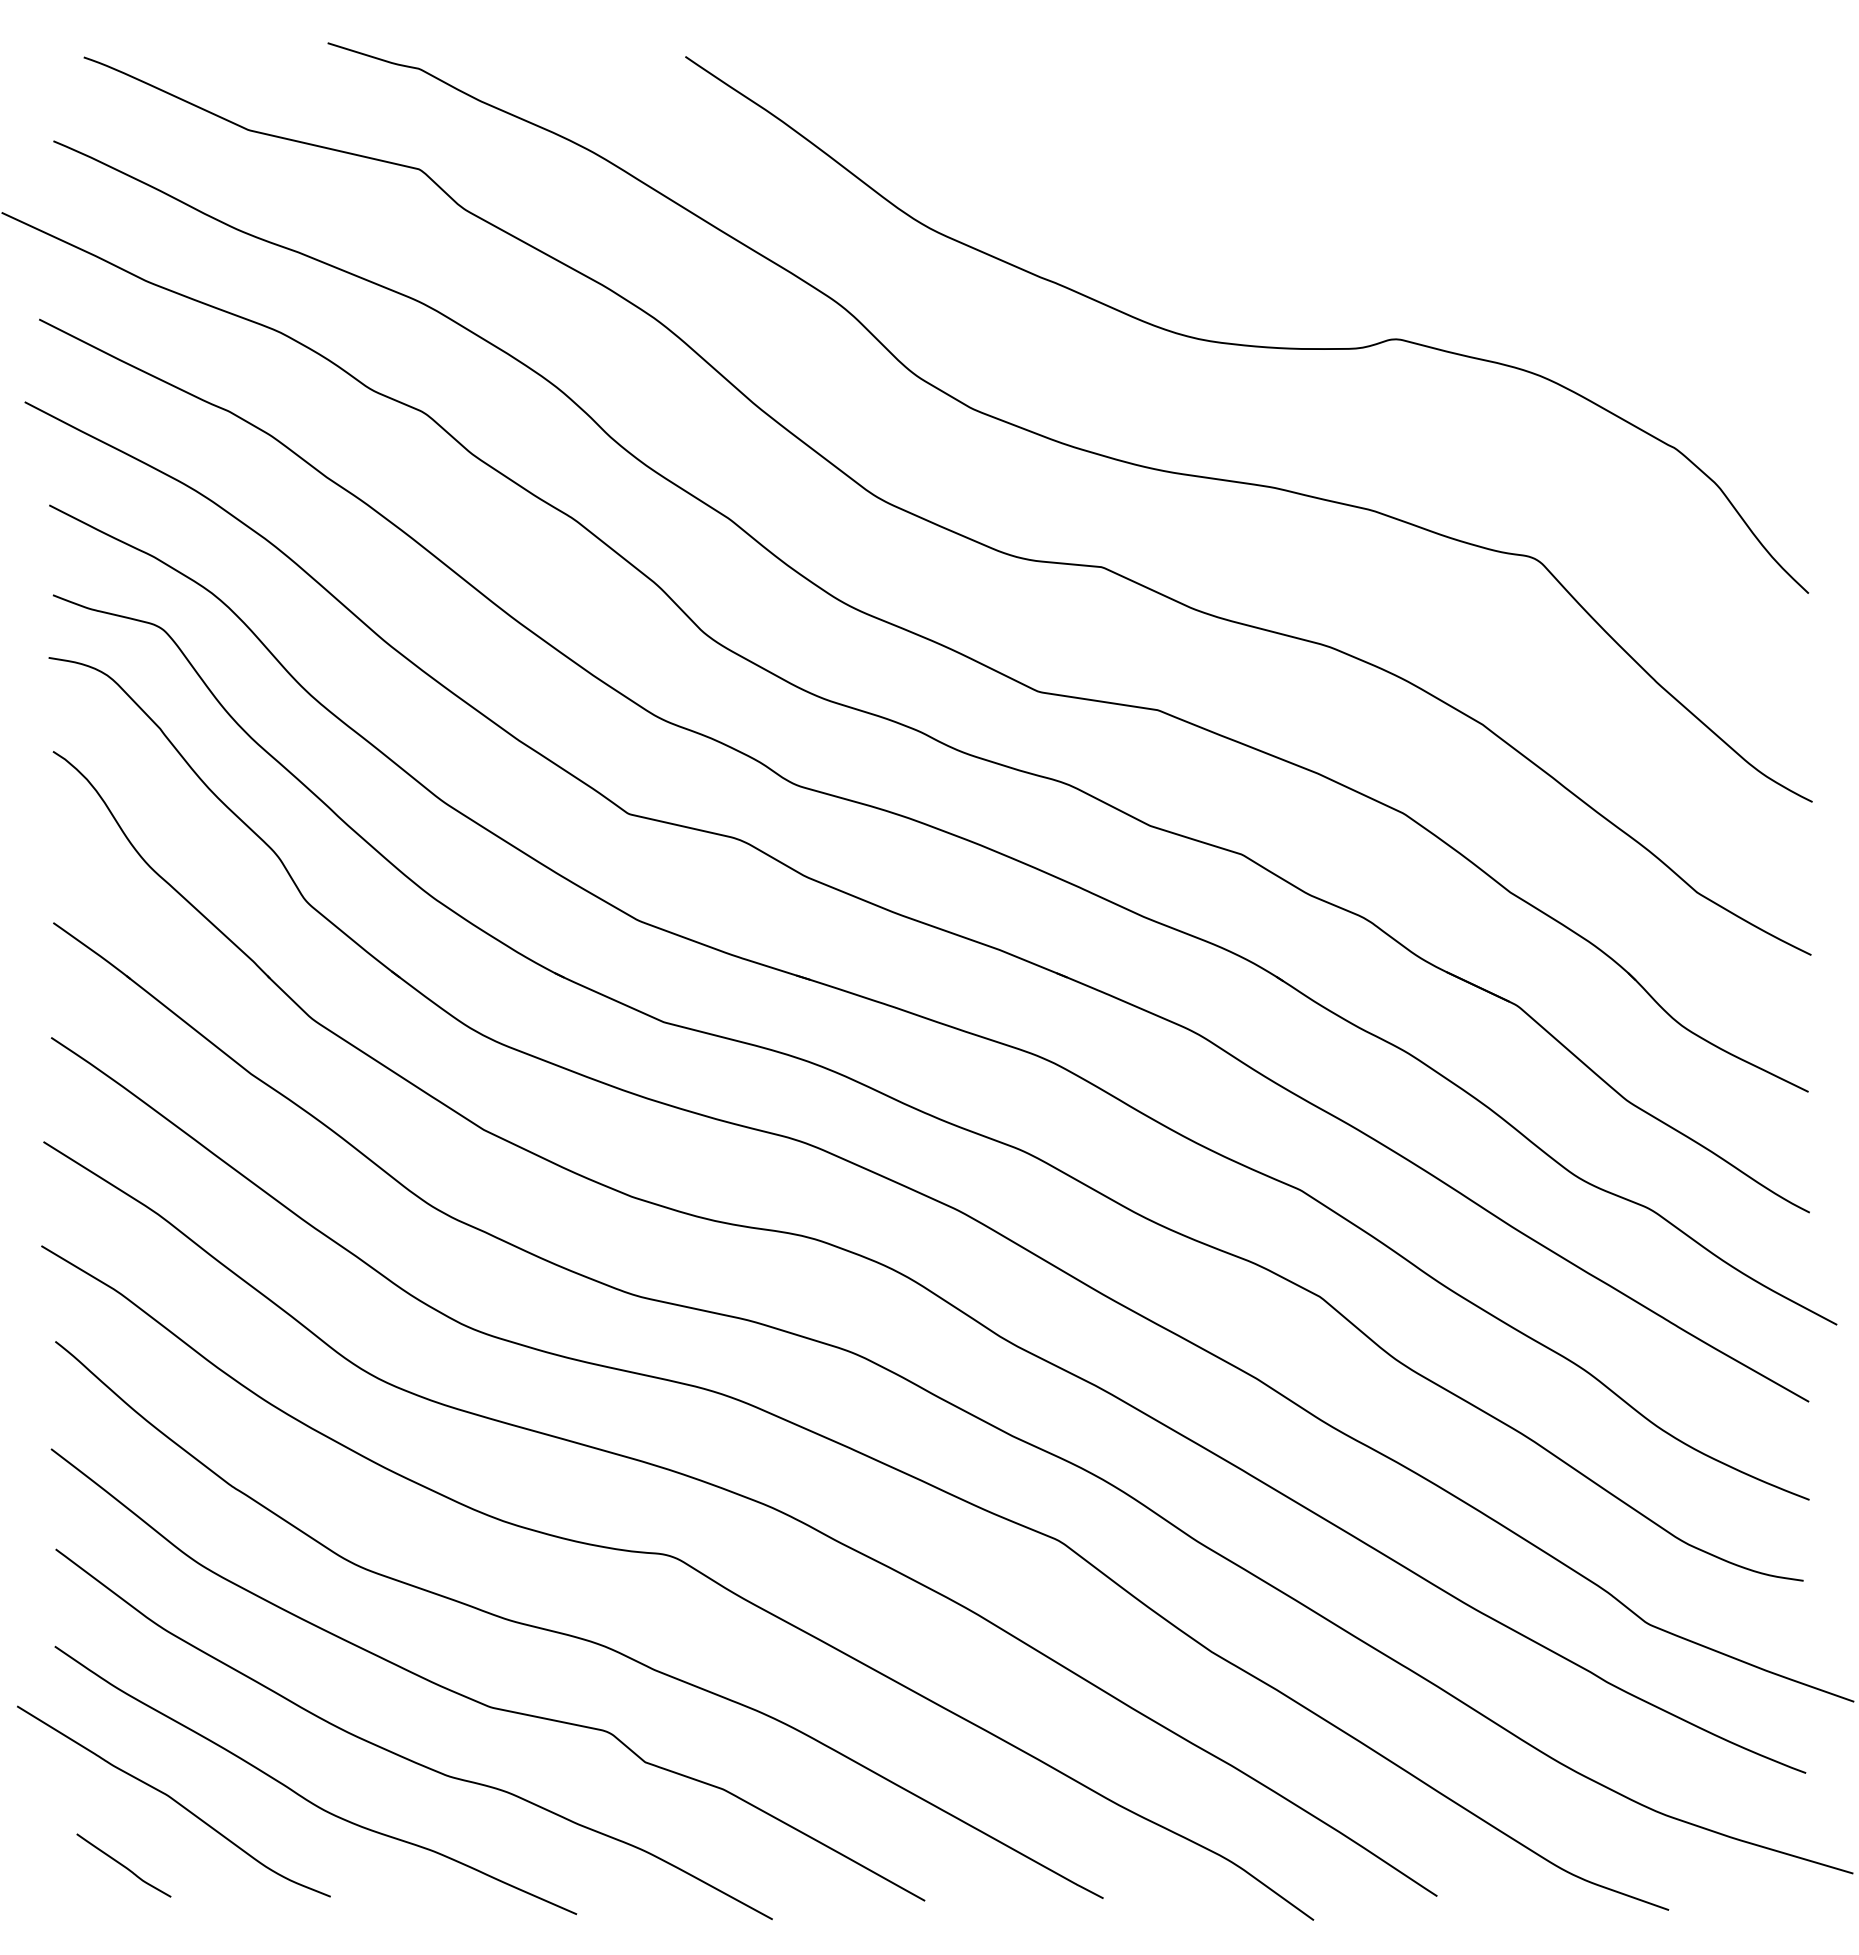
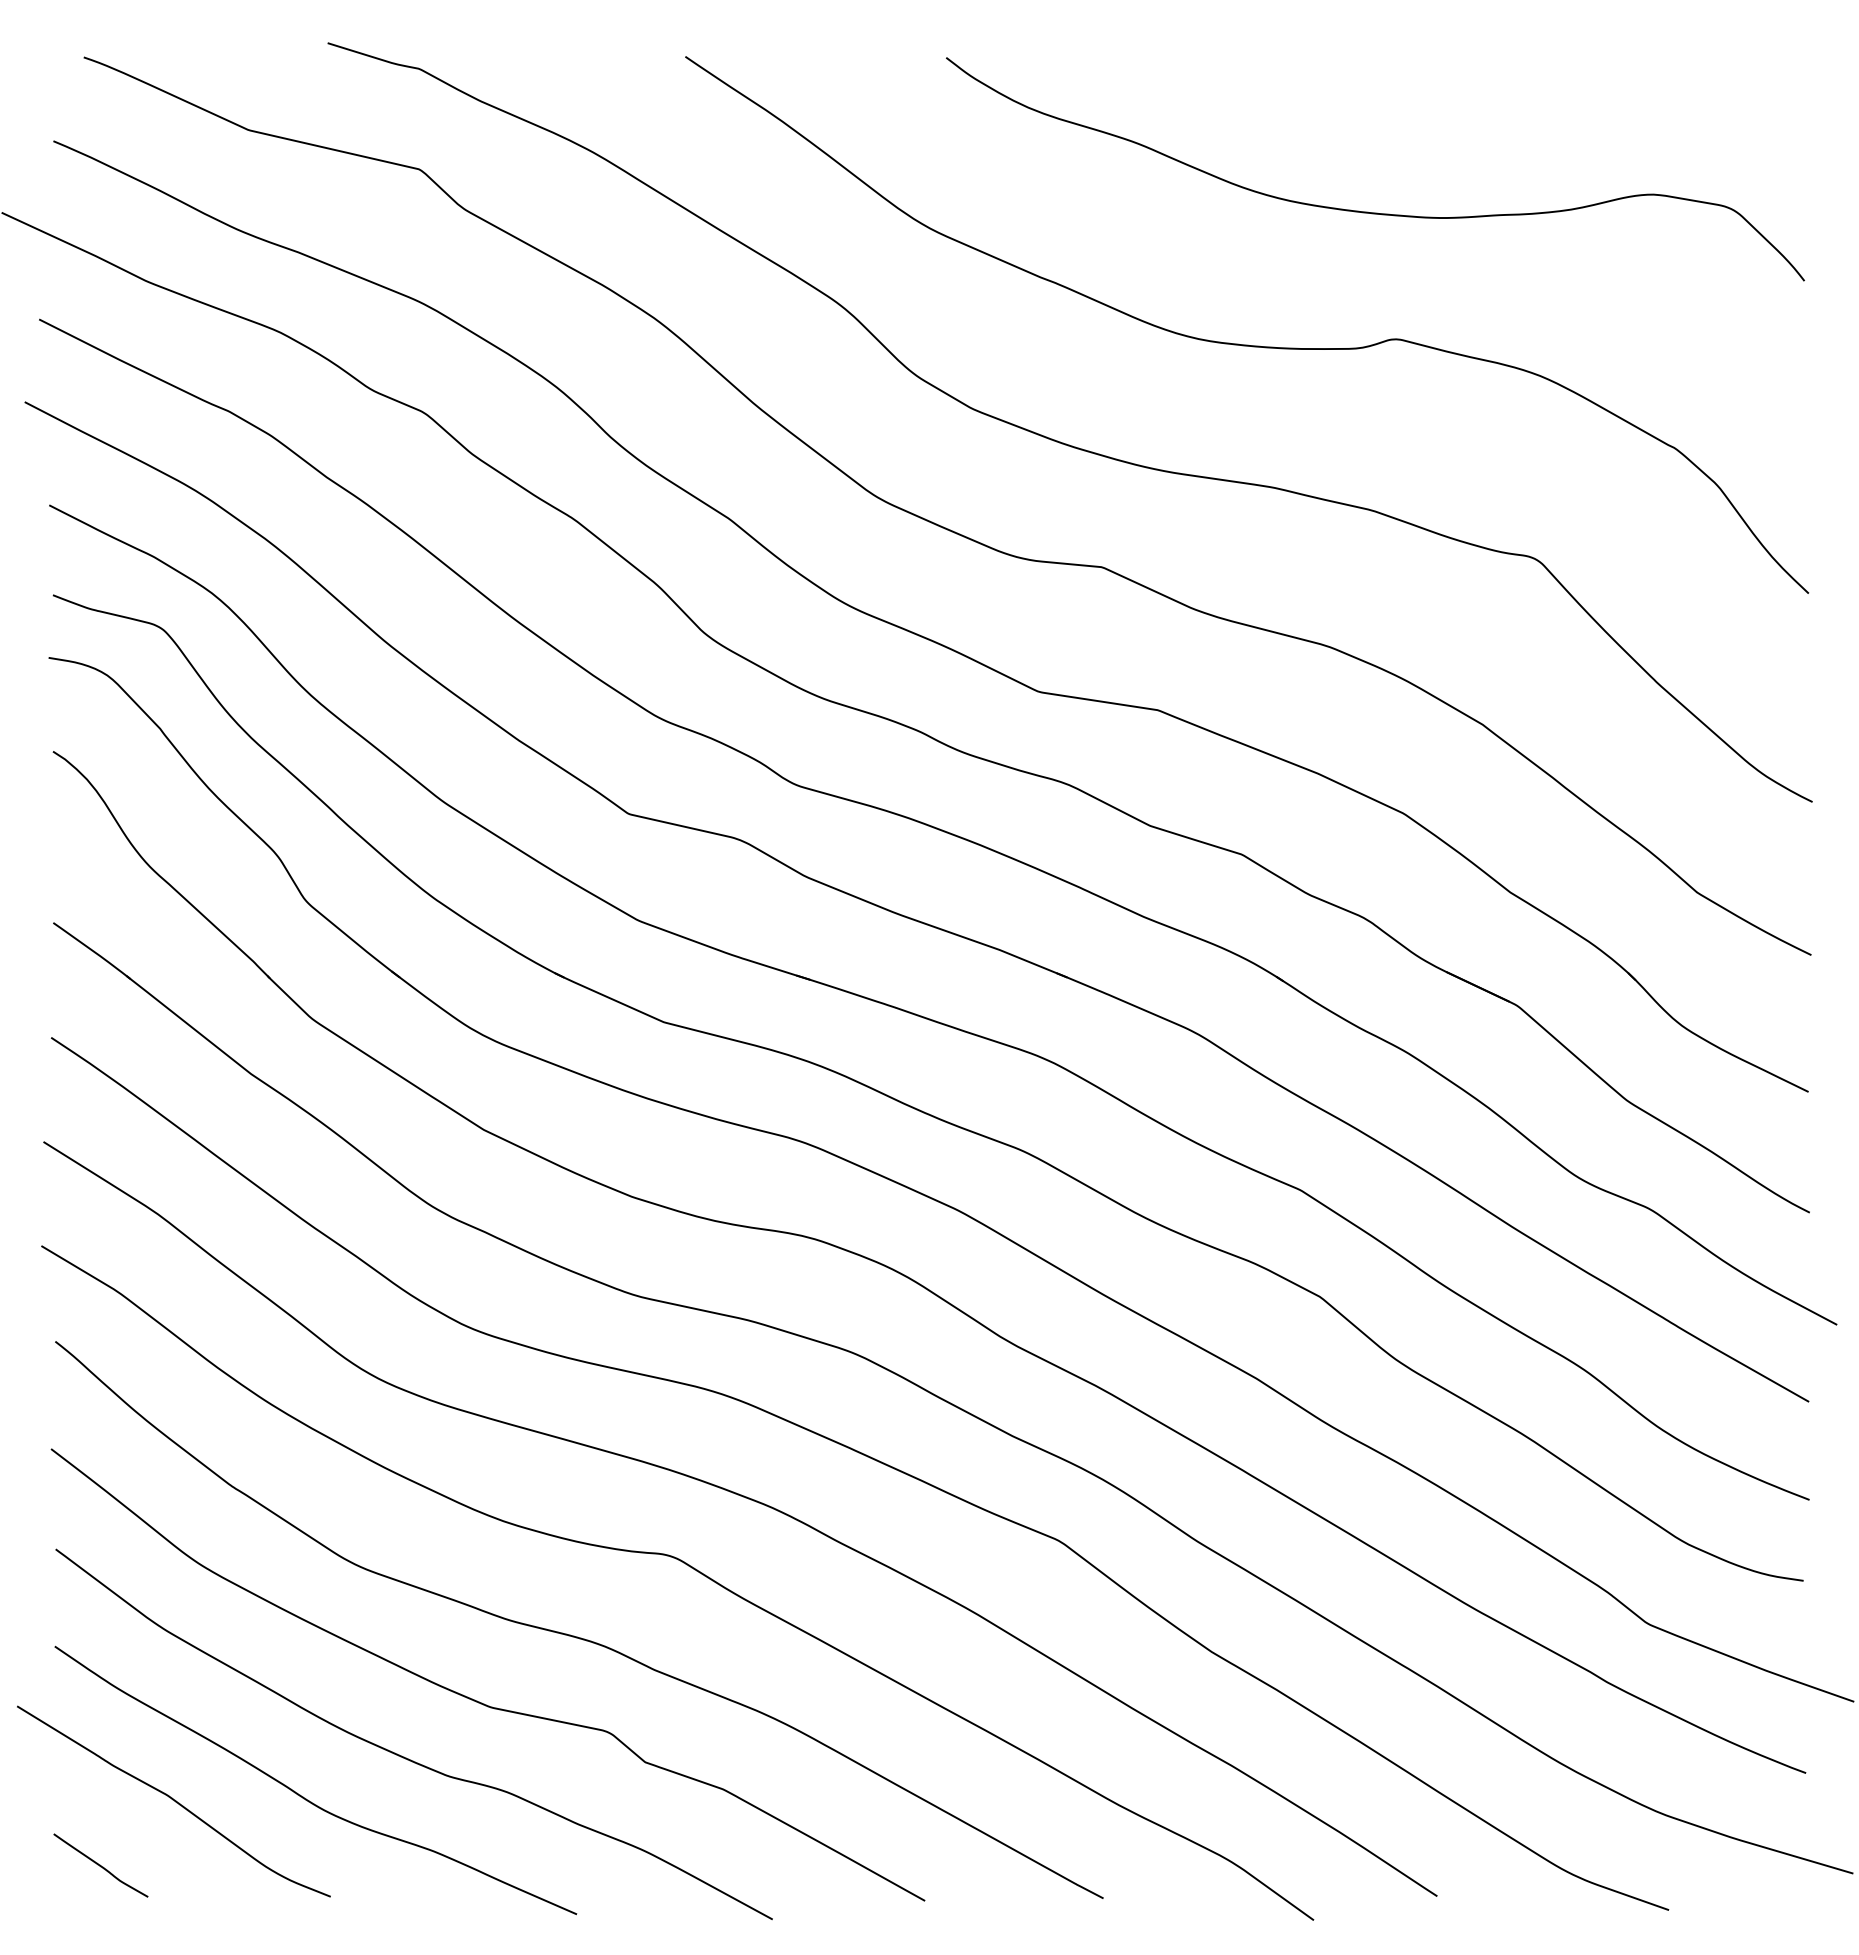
curve: none -> present (1368, 211)
curve position: (123, 1865) -> (100, 1865) (100, 1865)
